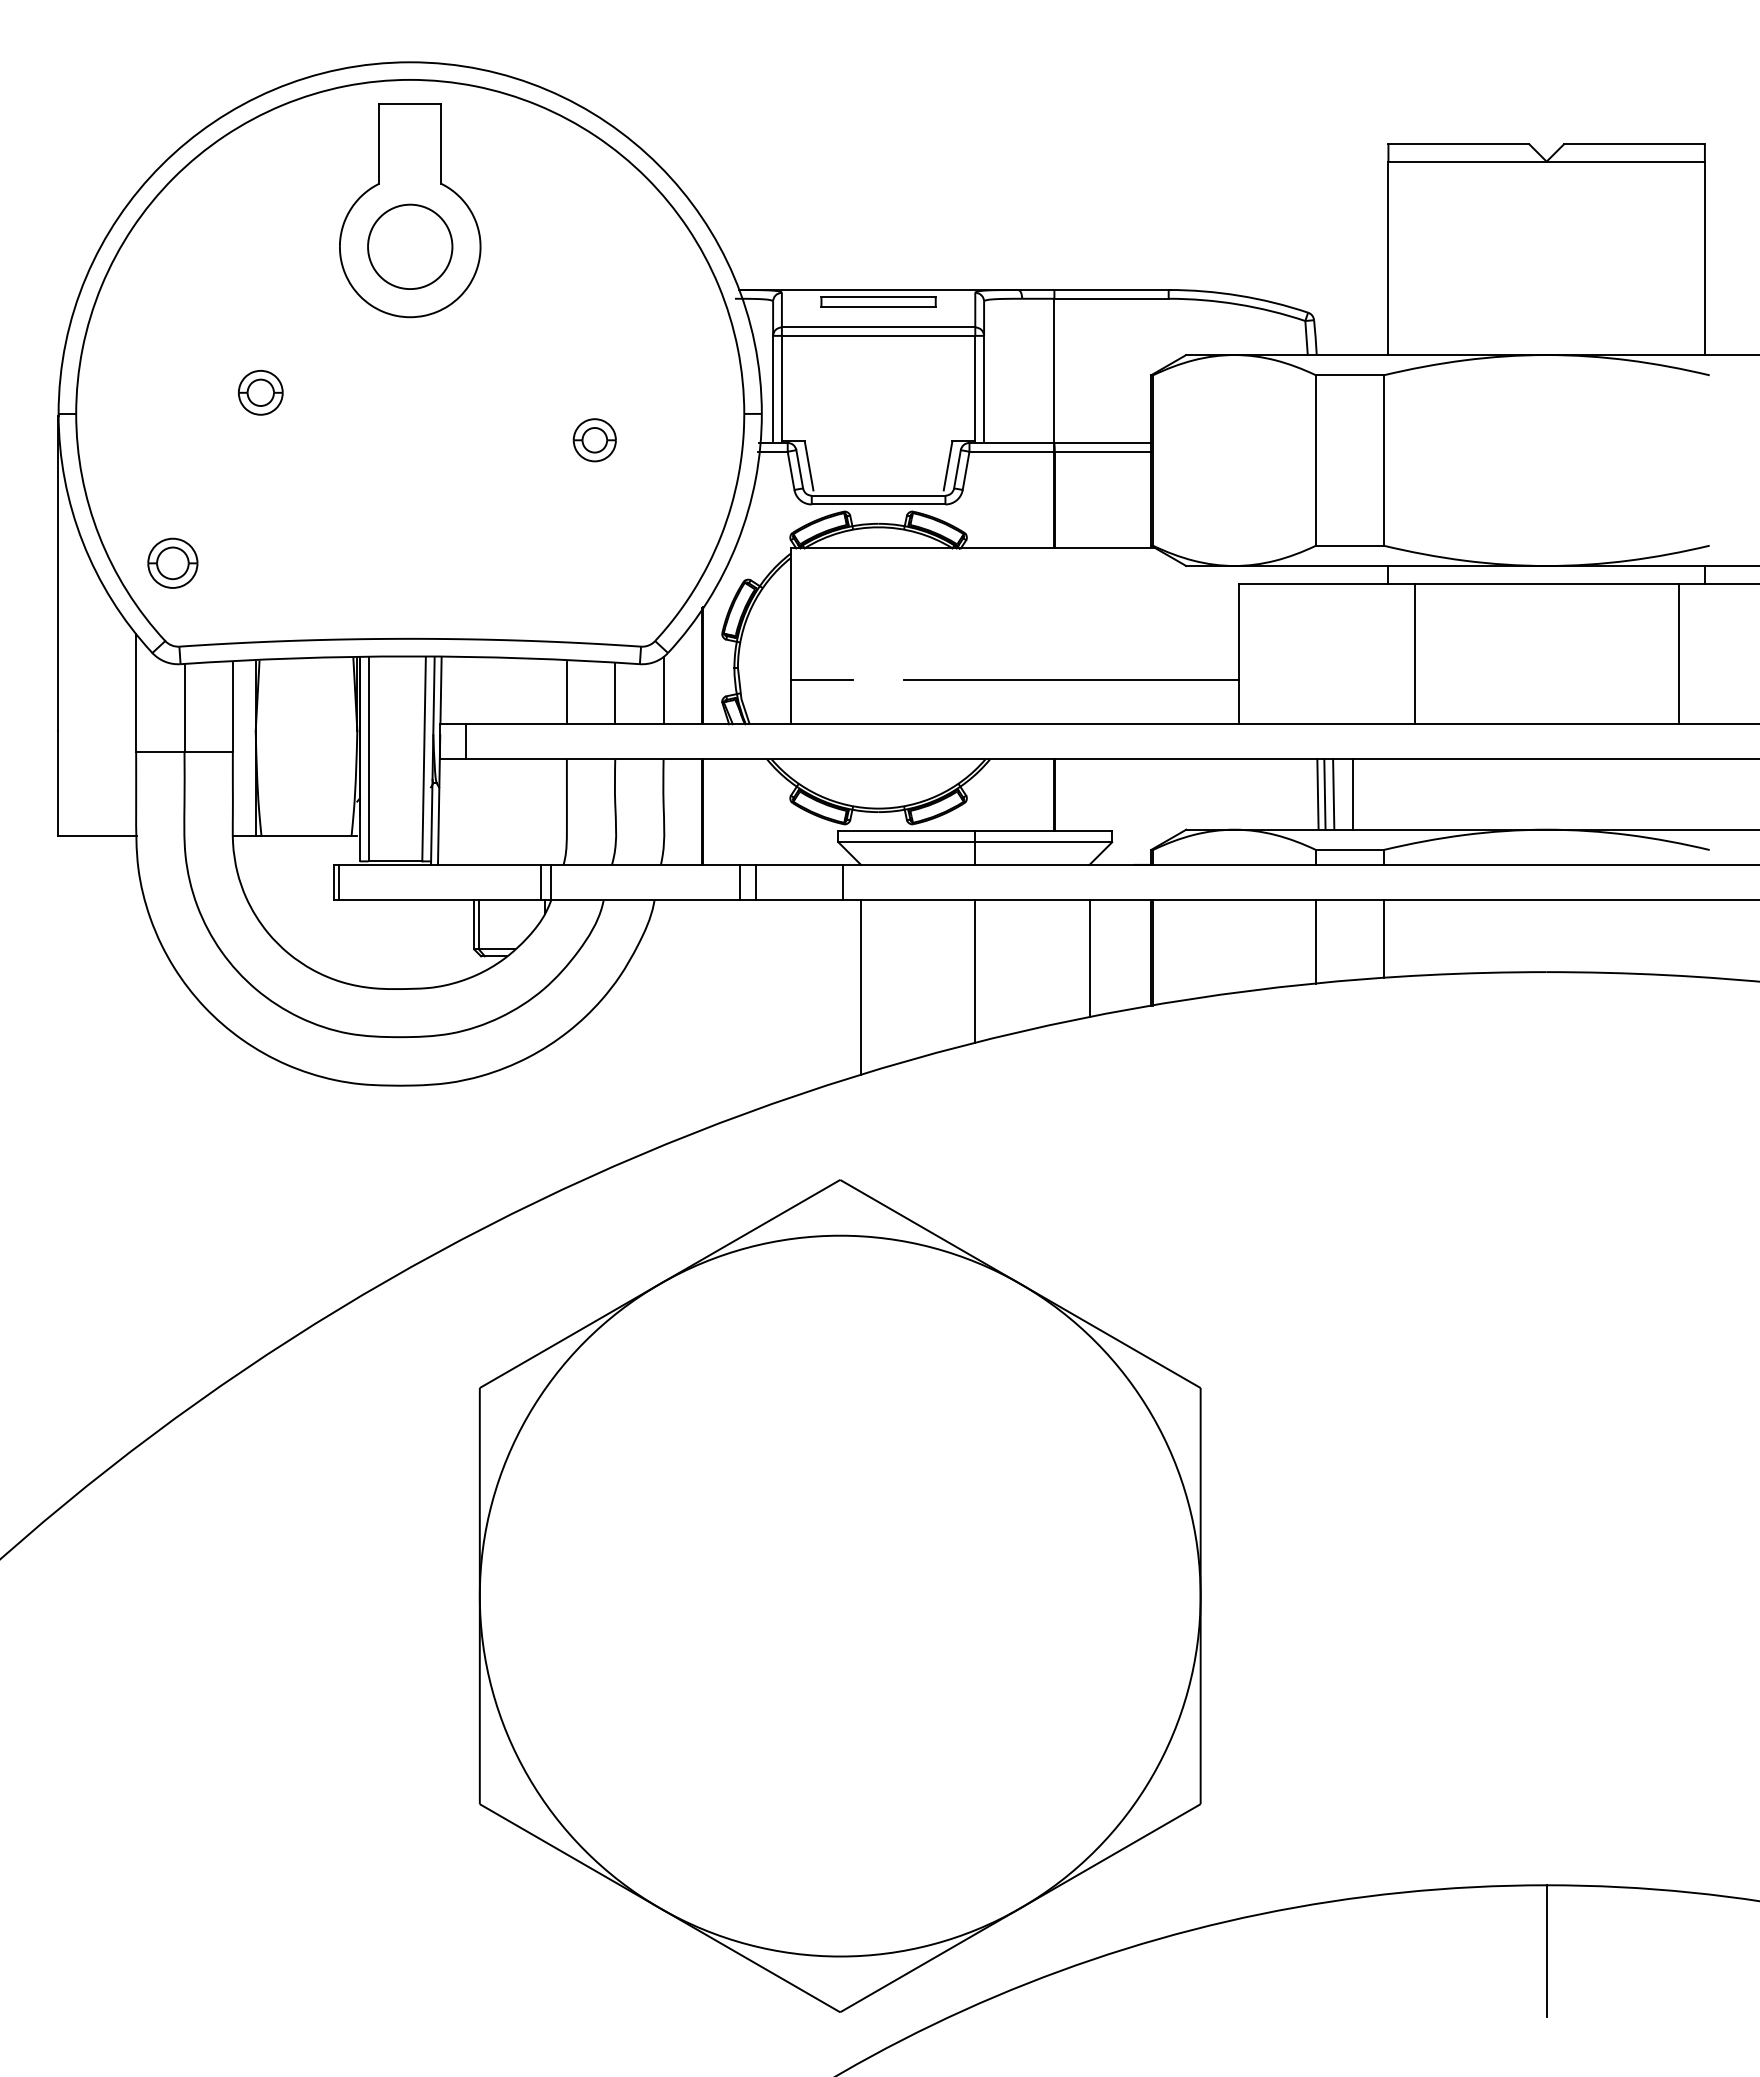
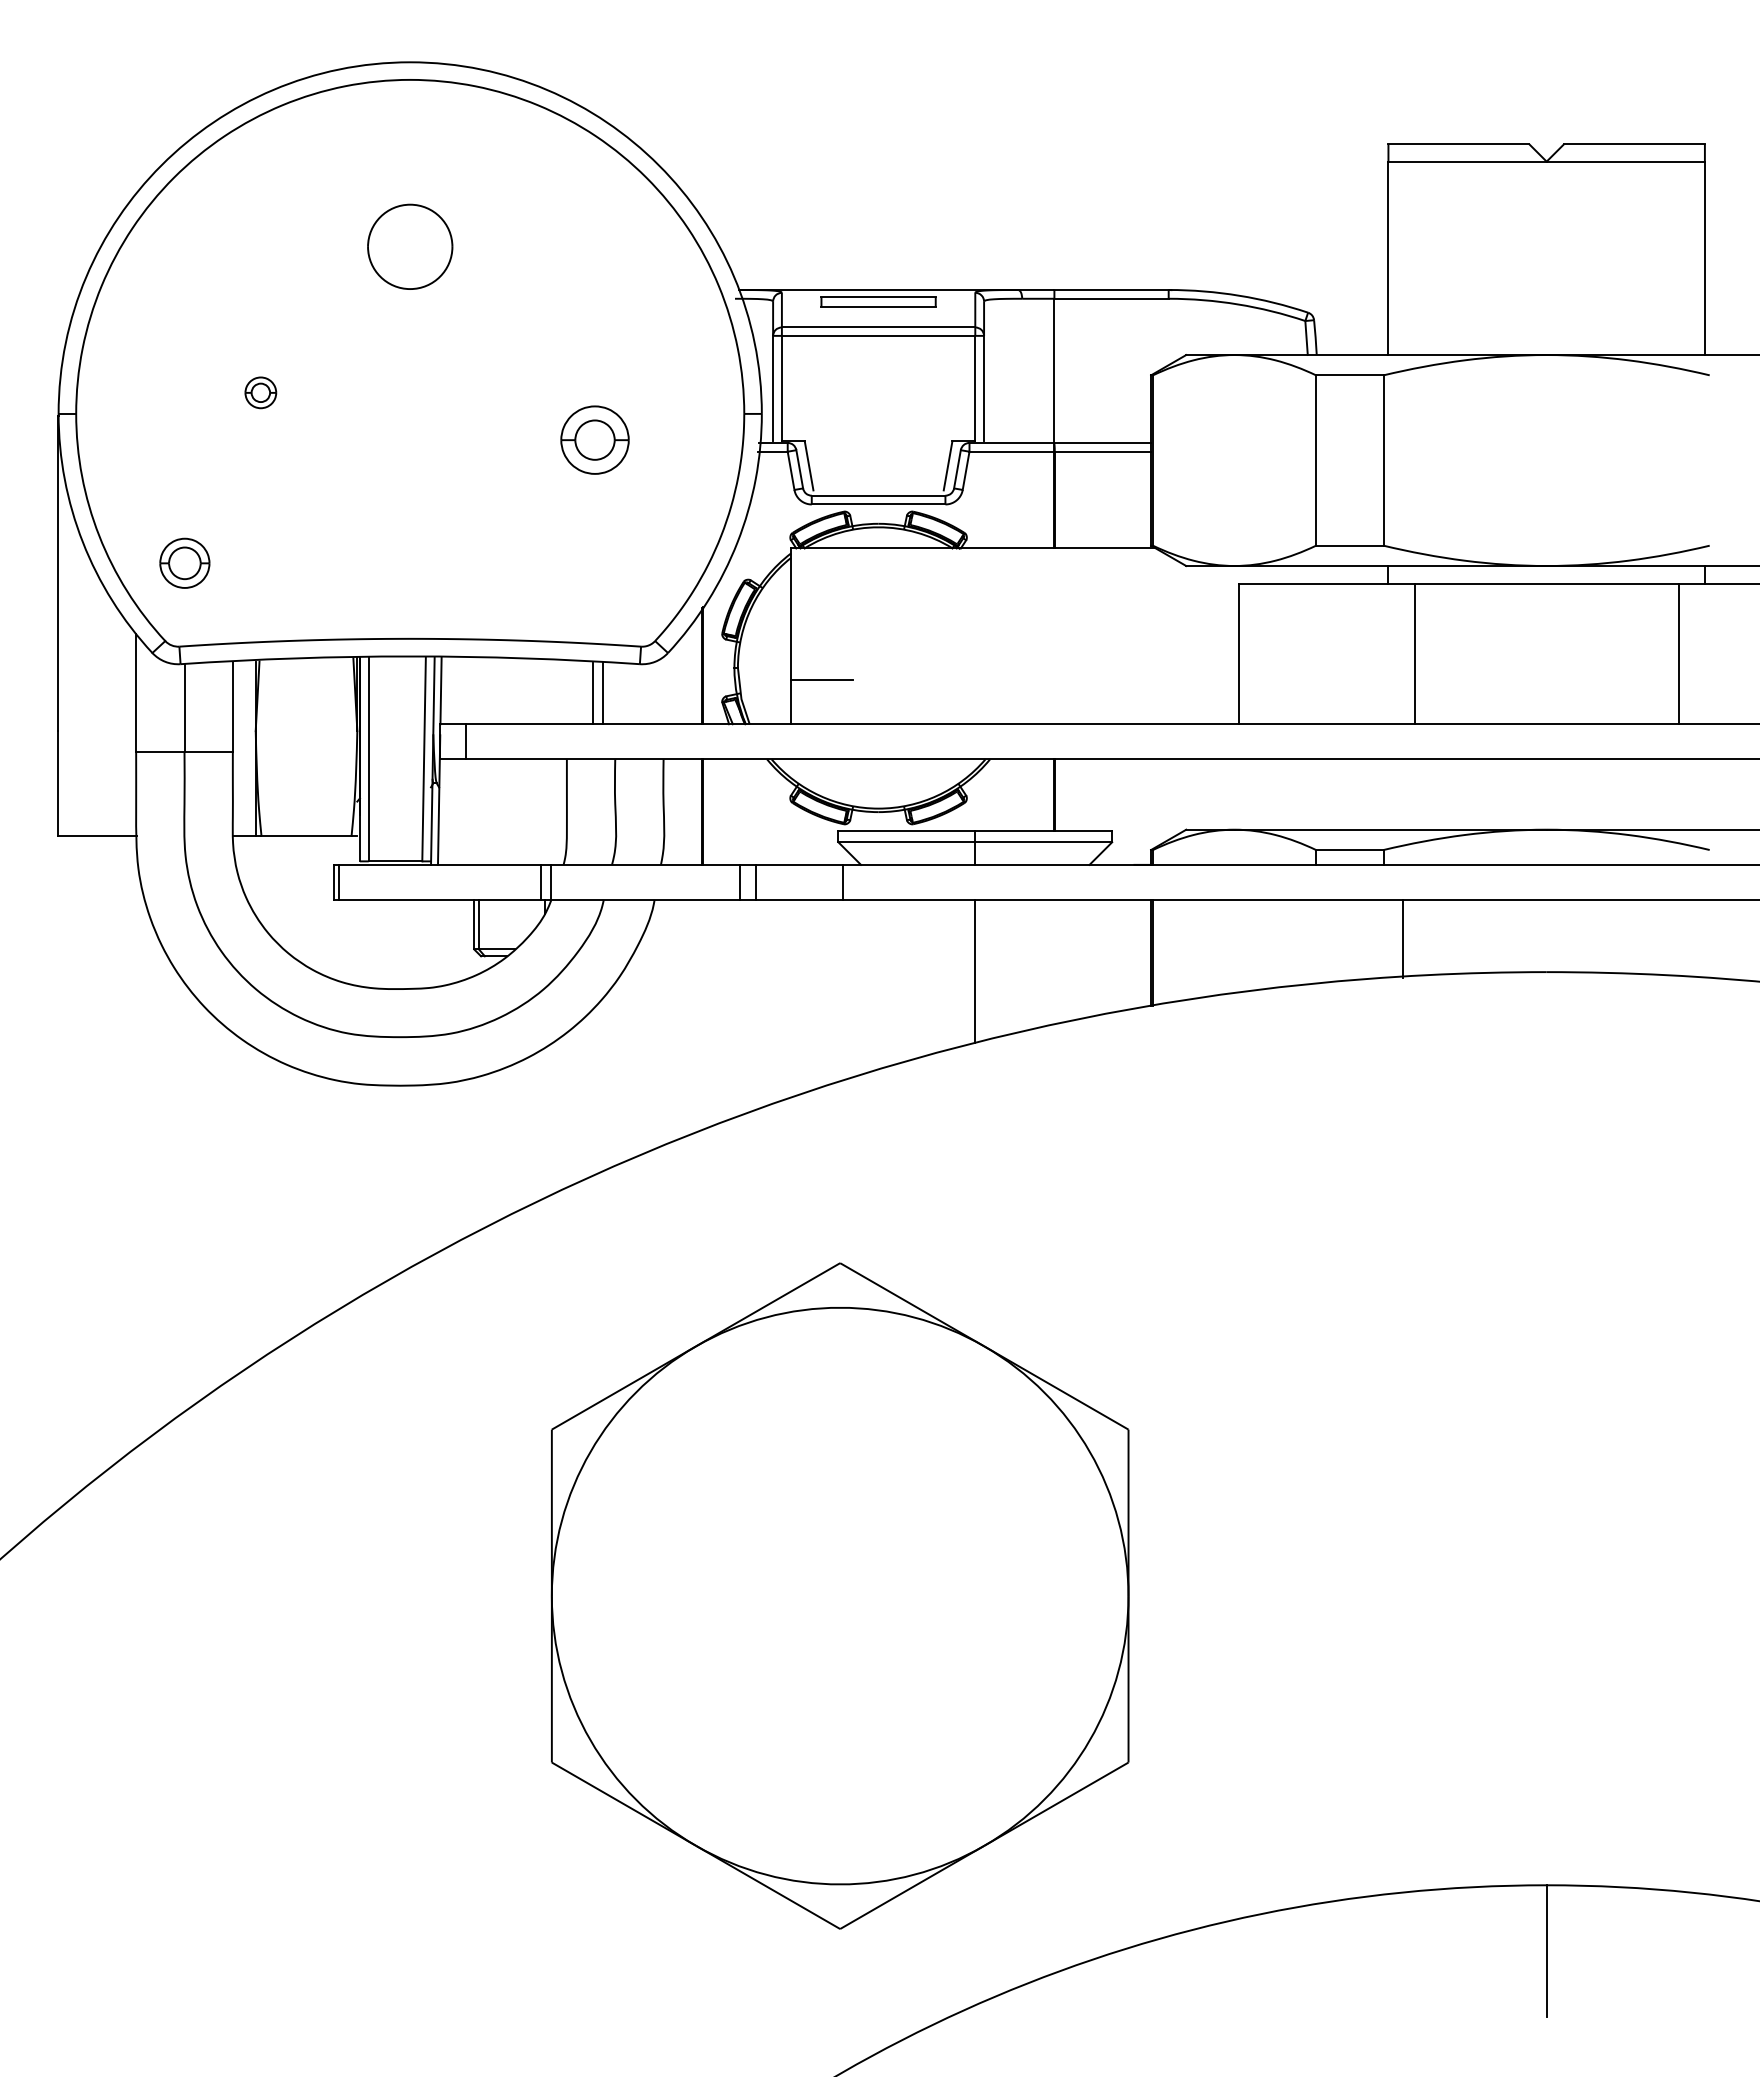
part: present -> none (410, 210)
part size: 46x46 px -> 34x34 px (260, 392)
part size: 45x45 px -> 70x70 px (594, 439)
part position: (172, 562) -> (184, 562) (184, 562)
line: present -> none (1071, 680)
line: present -> none (663, 690)
line position: (566, 692) -> (602, 692) (602, 692)
line position: (615, 693) -> (593, 693) (593, 693)
line: present -> none (1317, 794)
line: present -> none (1324, 794)
line: present -> none (1333, 794)
line: present -> none (1353, 794)
line position: (1383, 938) -> (1402, 938) (1402, 938)
line: present -> none (1316, 941)
line: present -> none (1089, 958)
line: present -> none (861, 987)
part size: 724x834 px -> 580x668 px (839, 1595)
